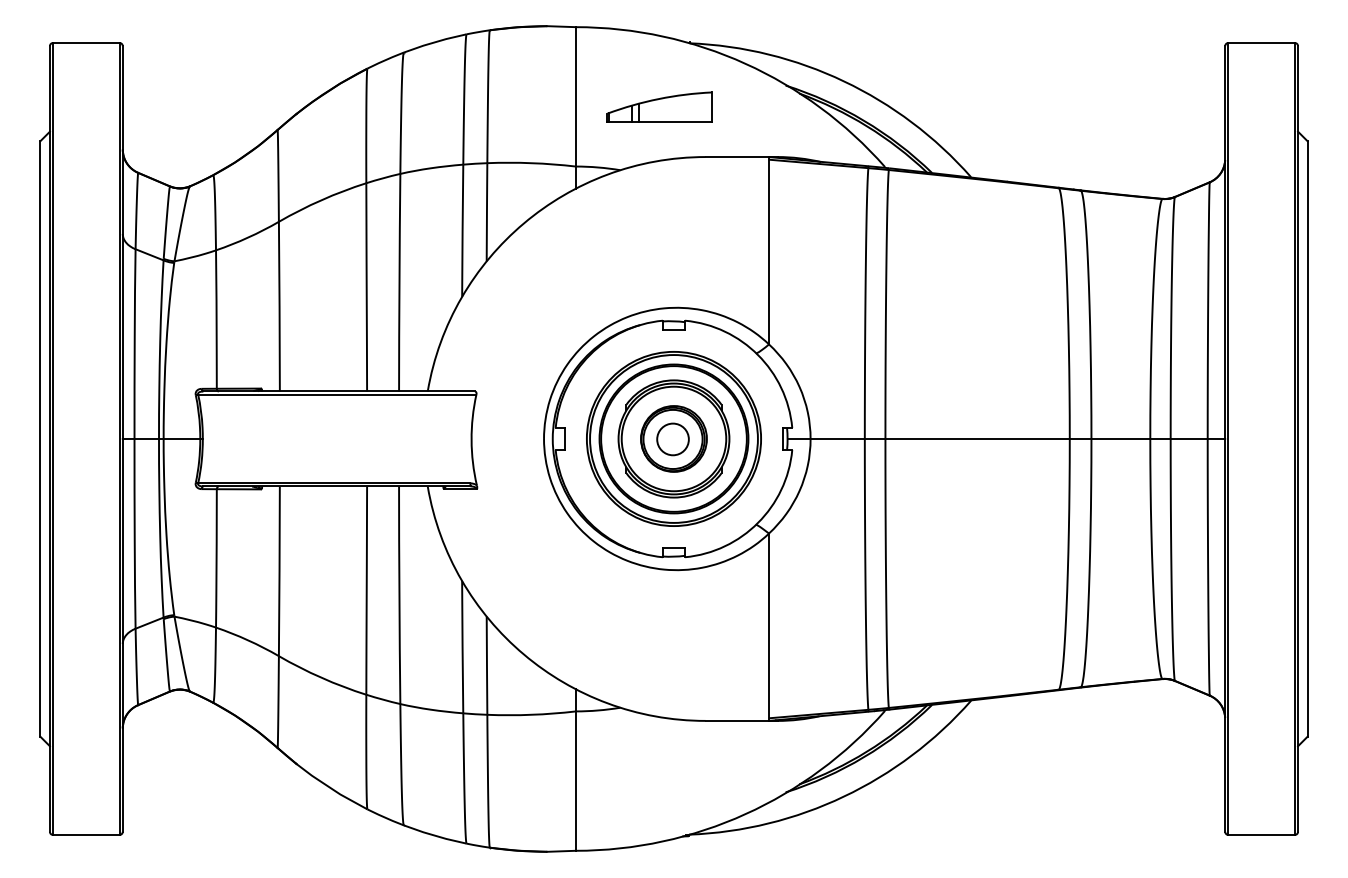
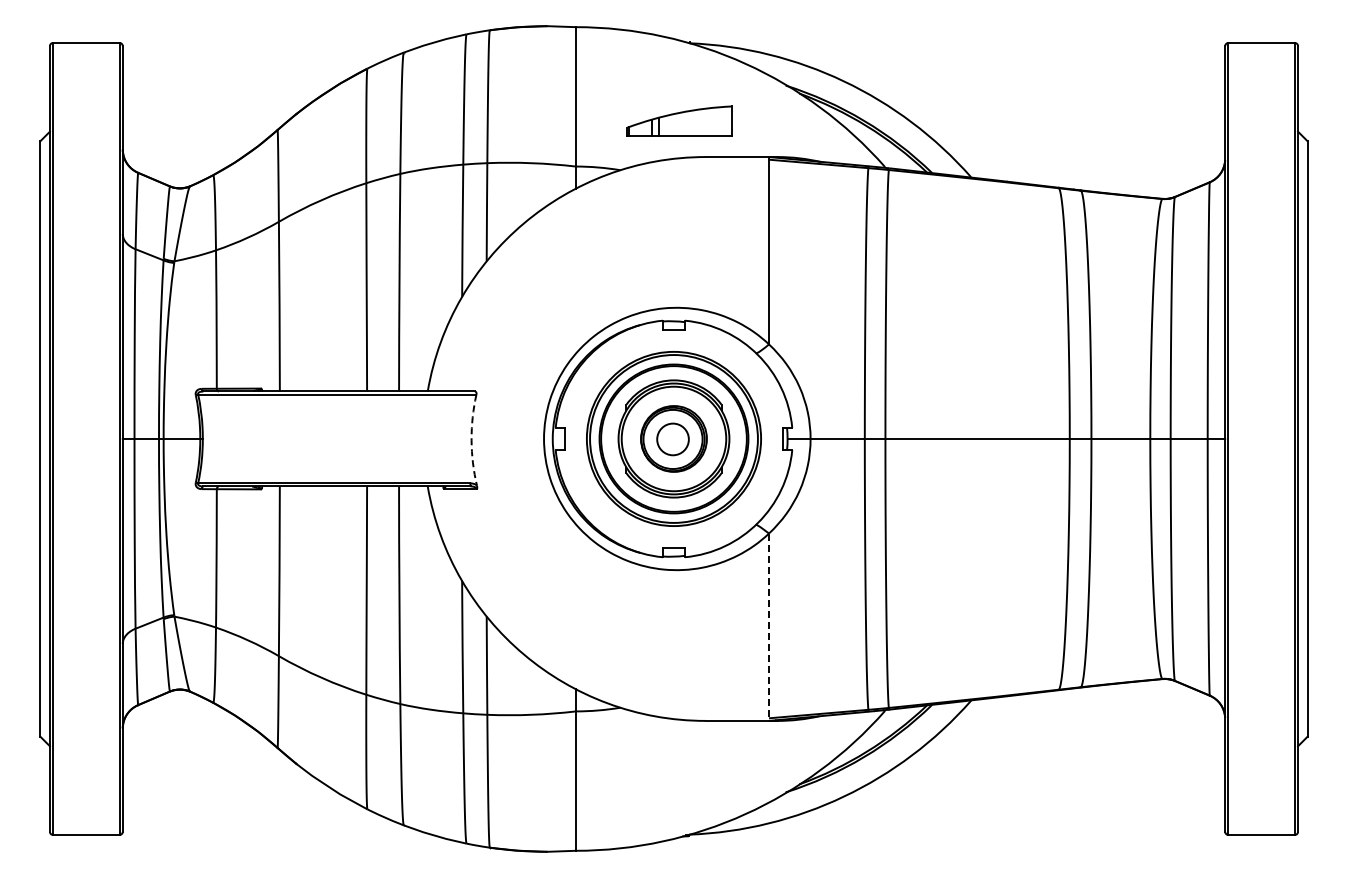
part position: (659, 106) -> (679, 120) (679, 120)
arc: solid -> dashed (471, 440)
line: solid -> dashed (769, 627)
